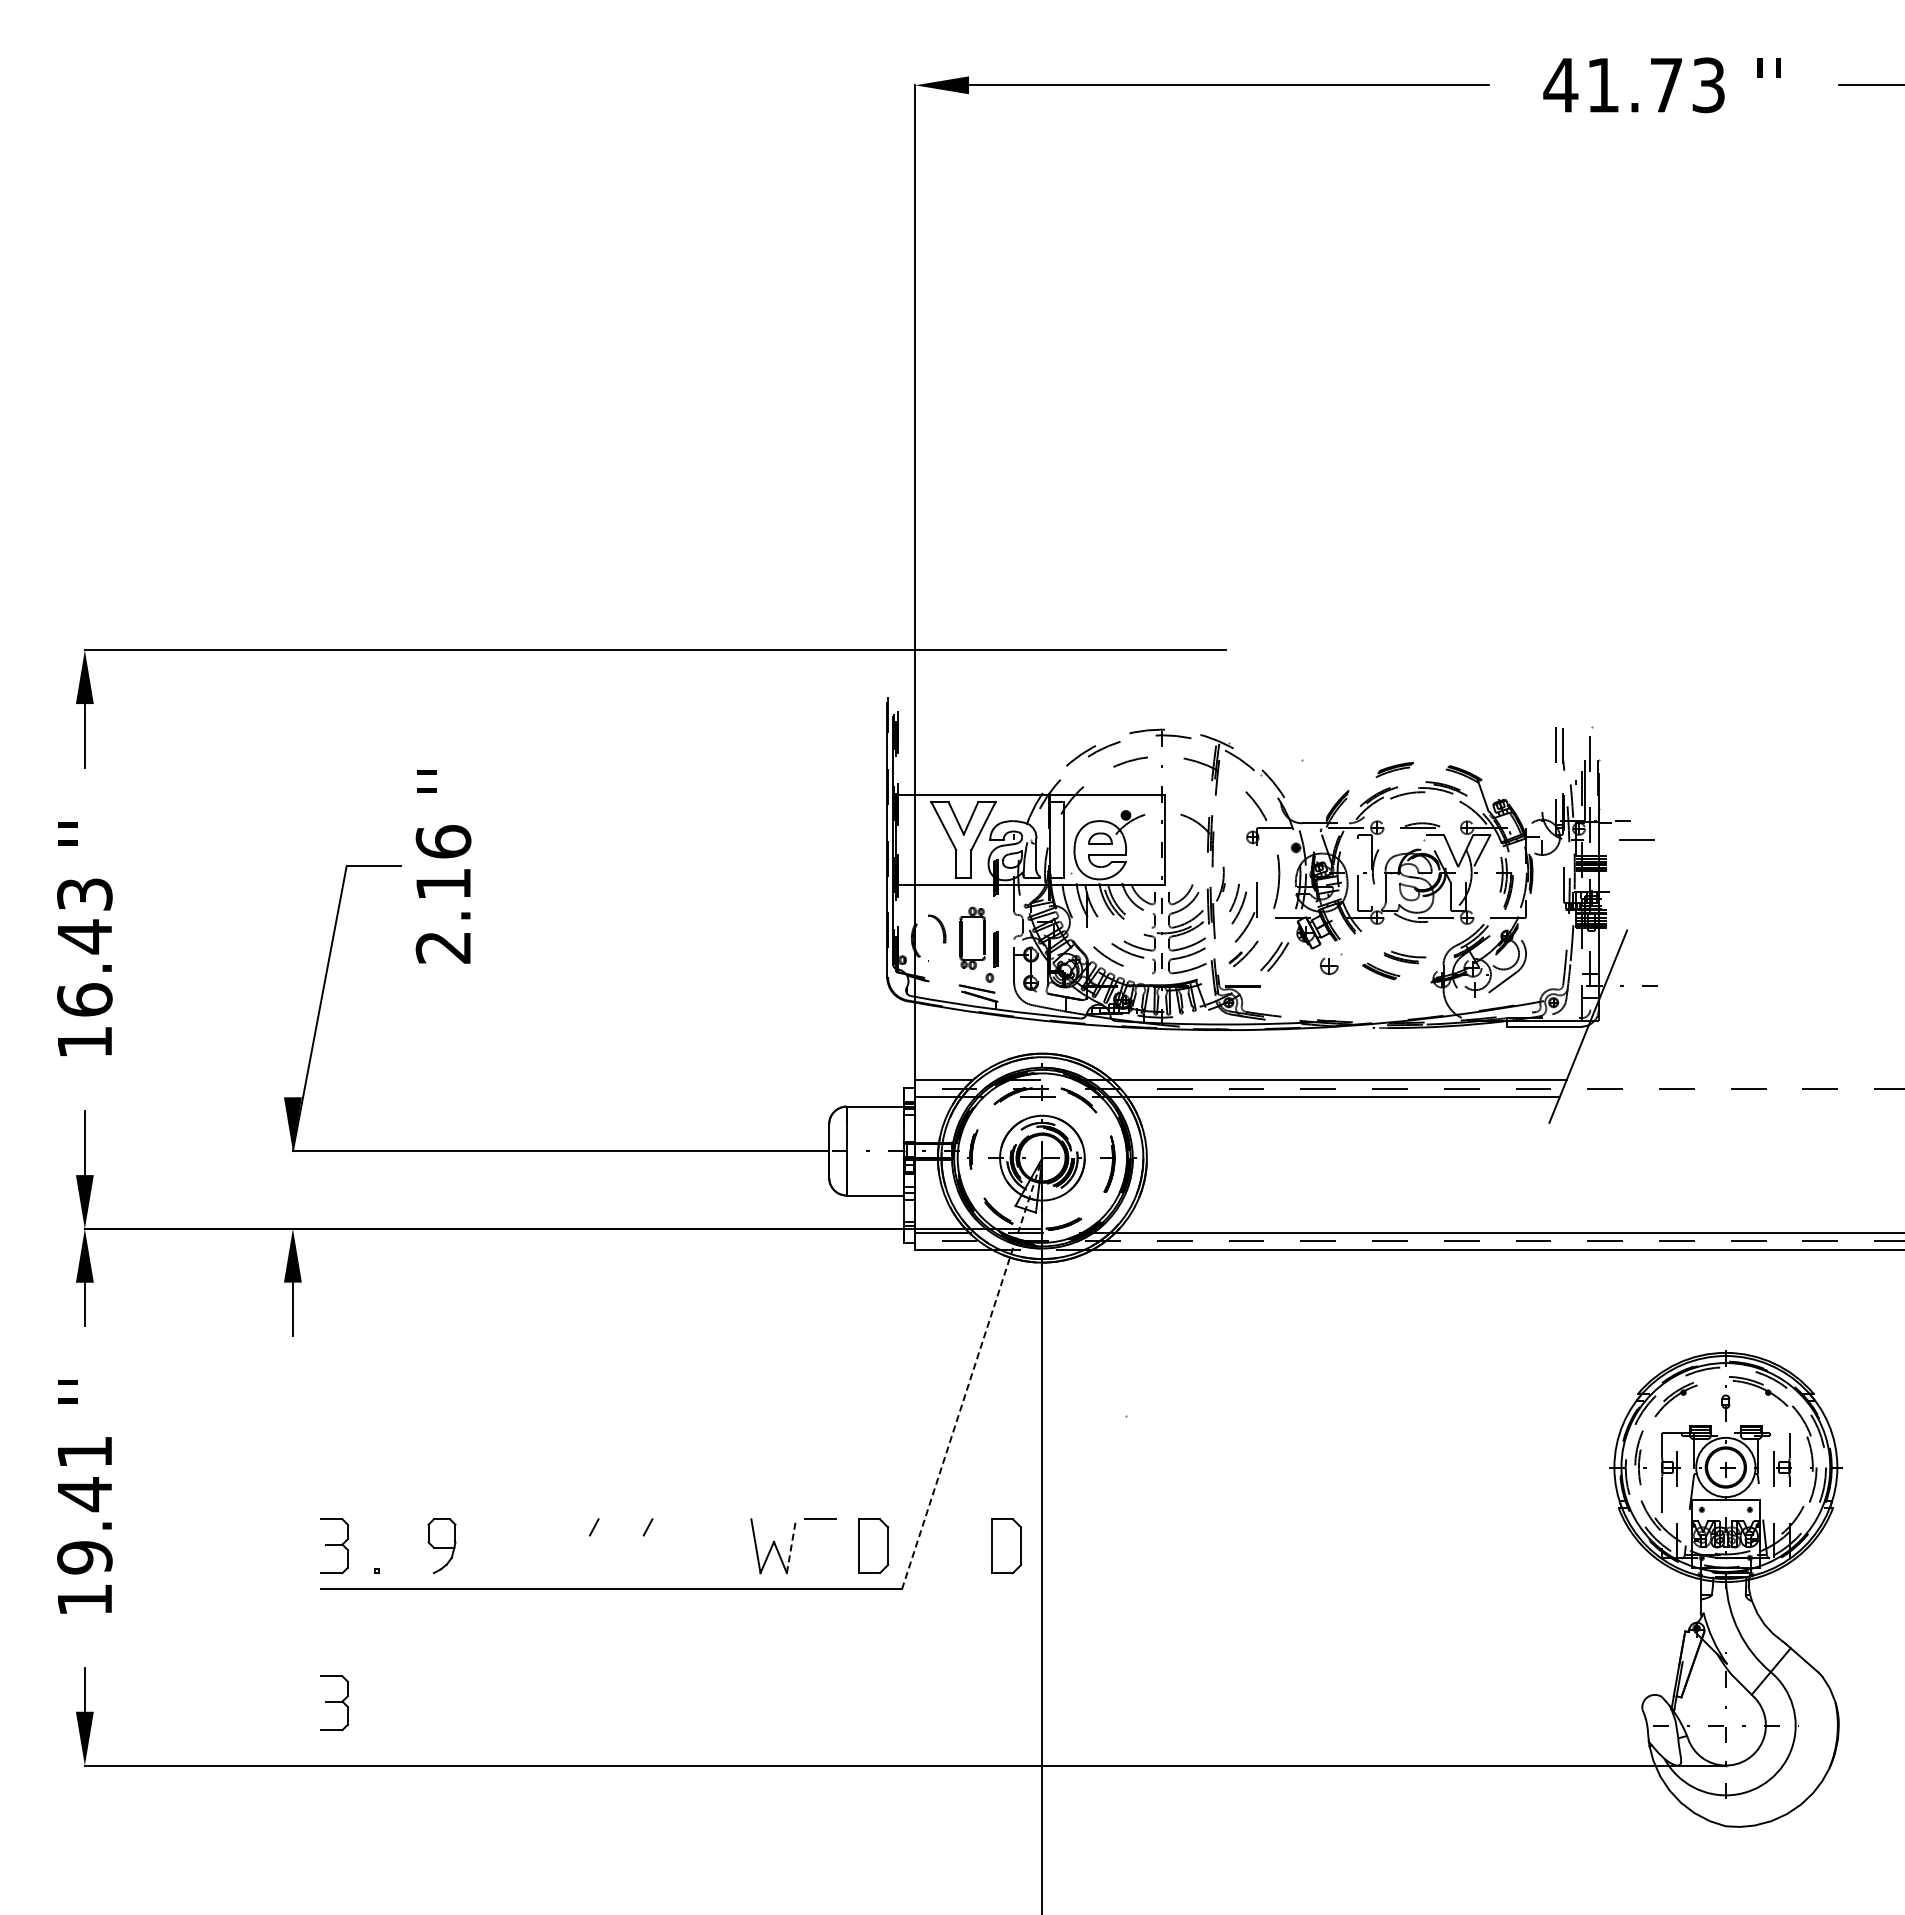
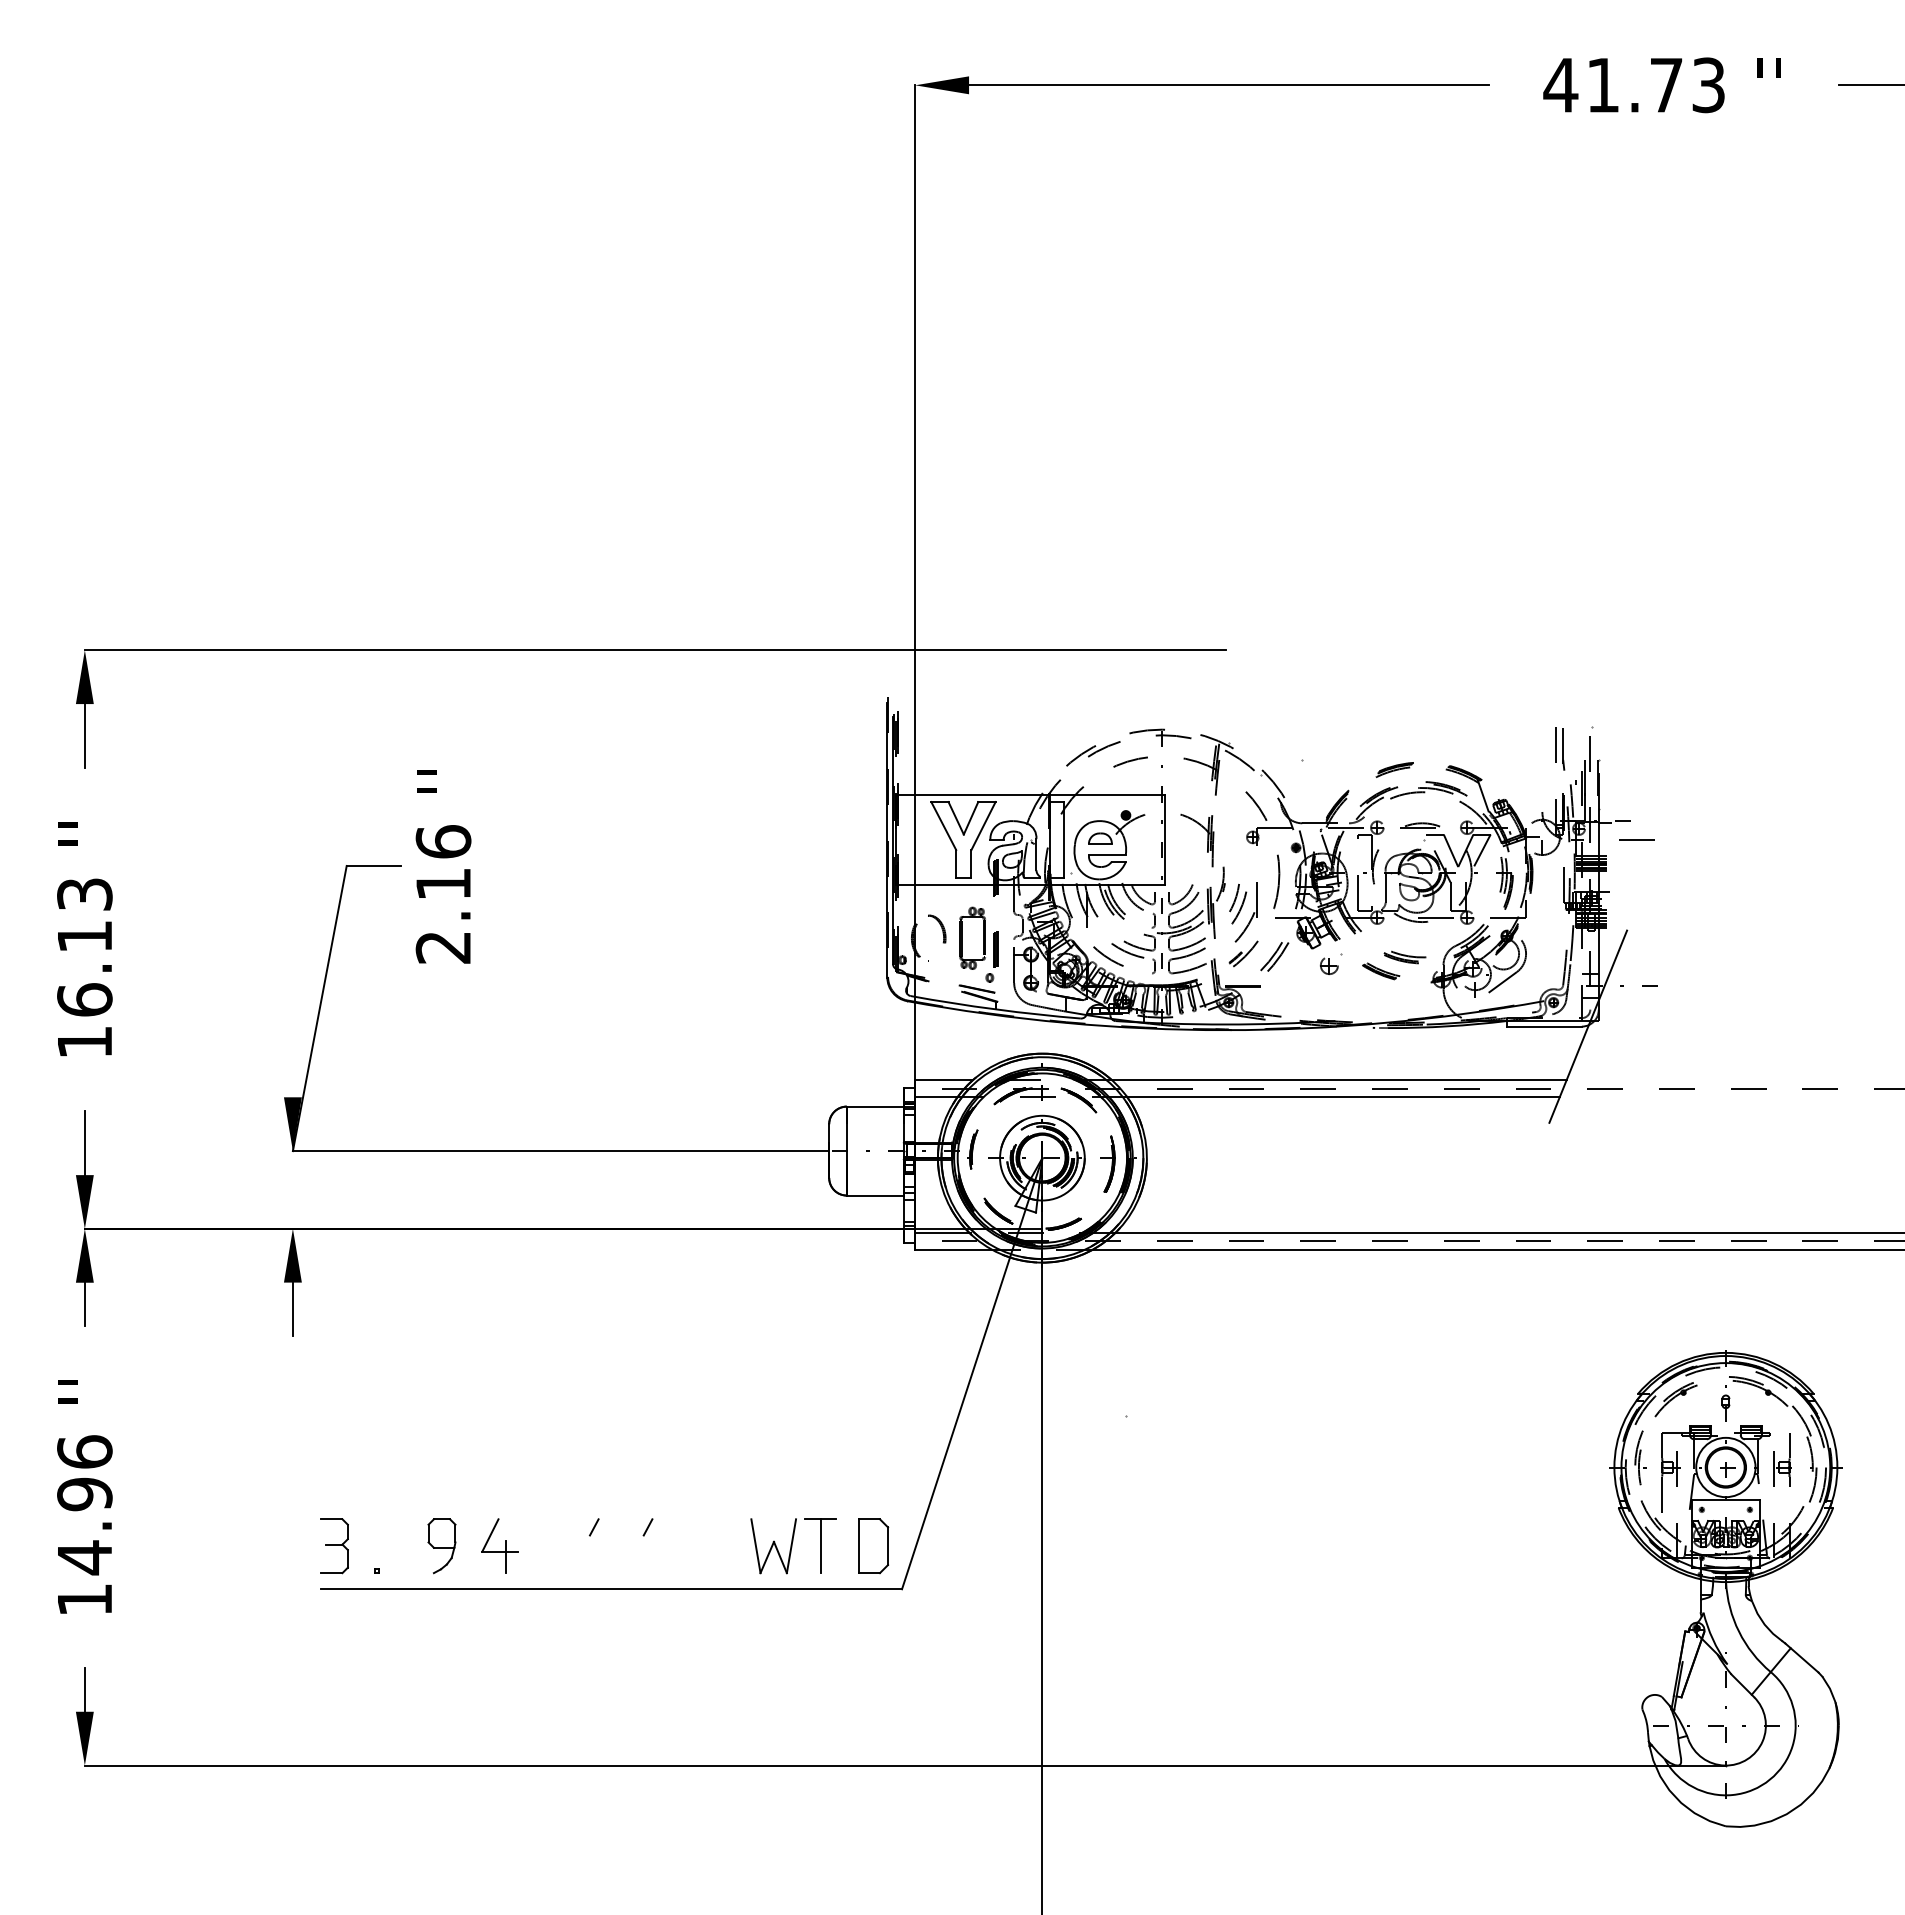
text: 16.43 -> 16.13 (84, 936)
line: dashed -> solid (972, 1373)
text: 19.41 -> 14.96 (84, 1505)
part: none -> present (499, 1545)
line: dashed -> solid (791, 1545)
line: none -> present (820, 1546)
part: present -> none (1006, 1546)
part: present -> none (334, 1703)
